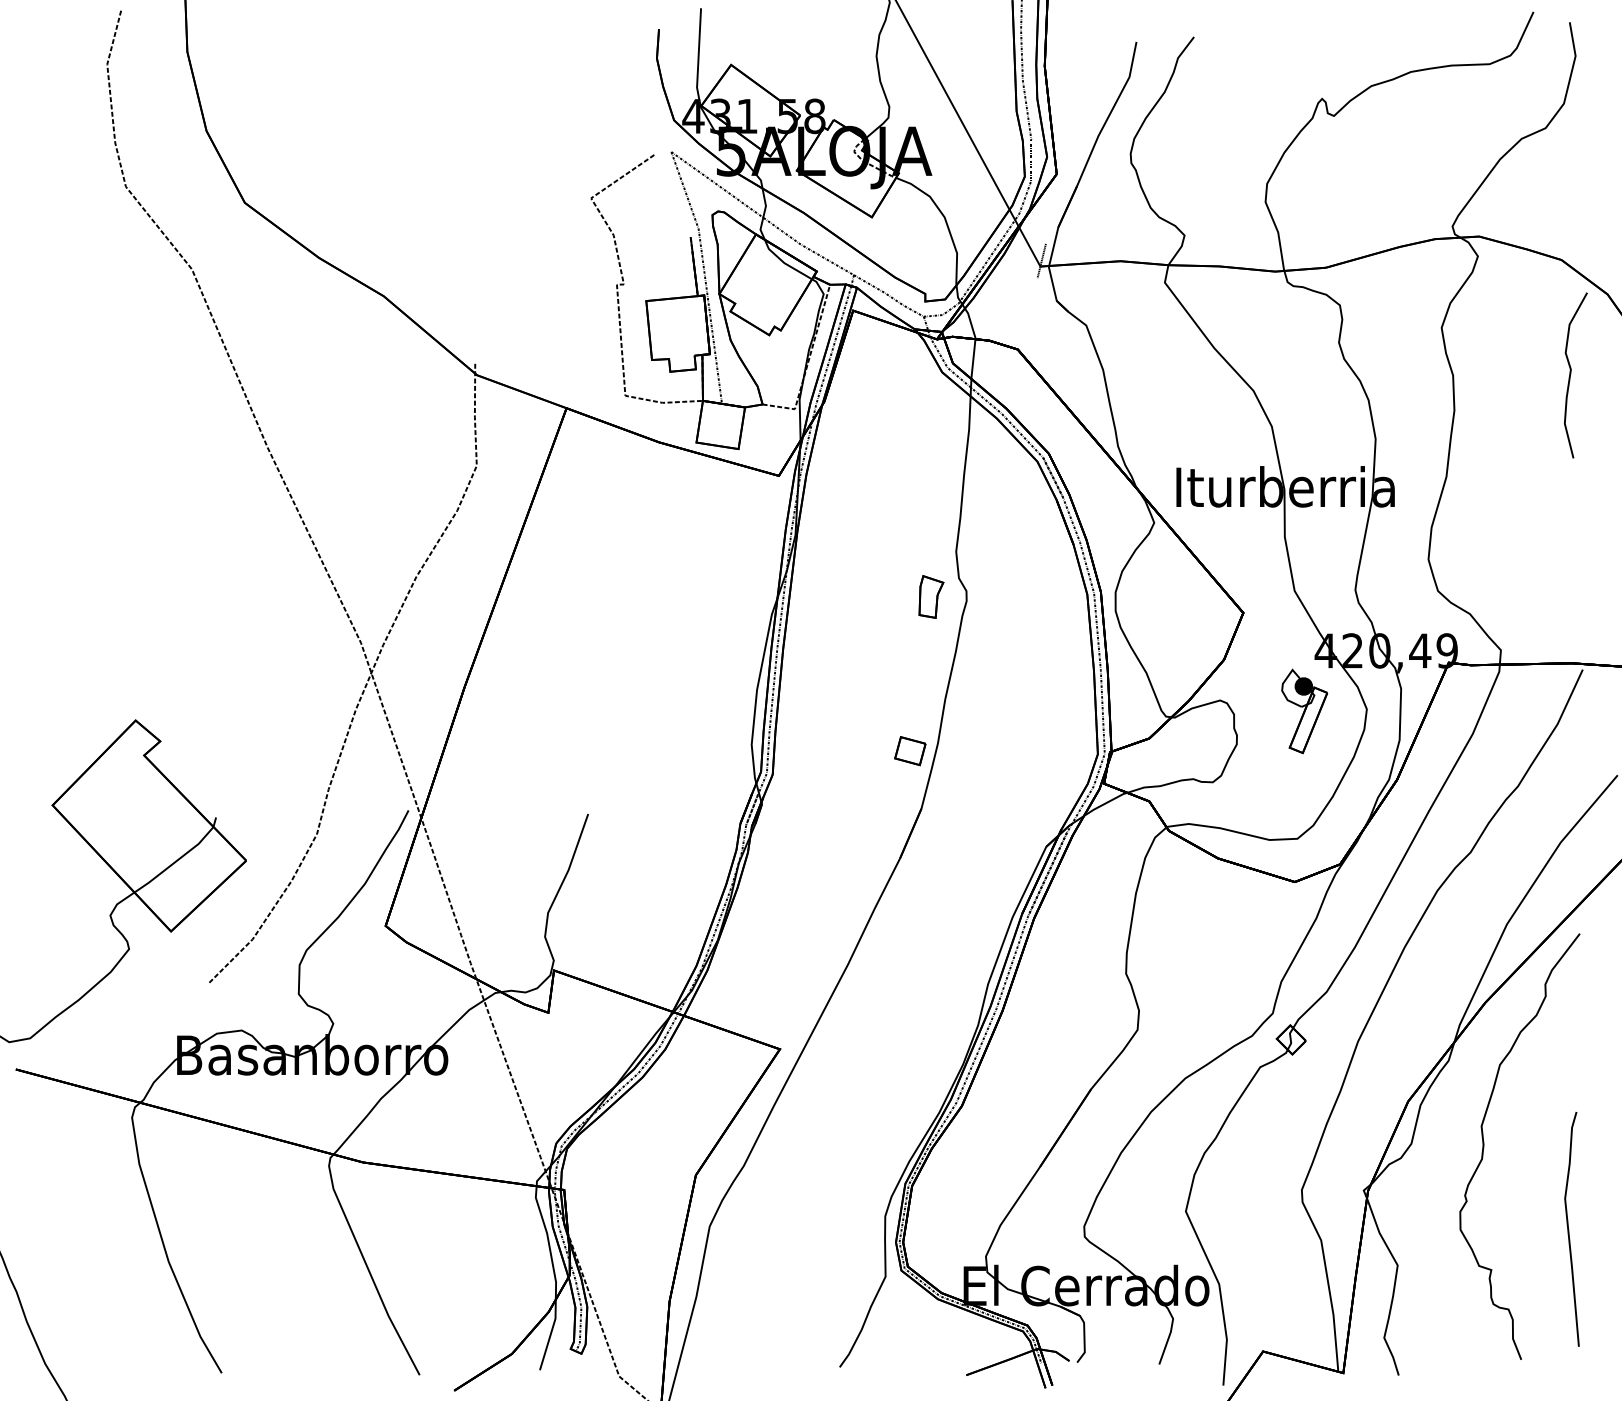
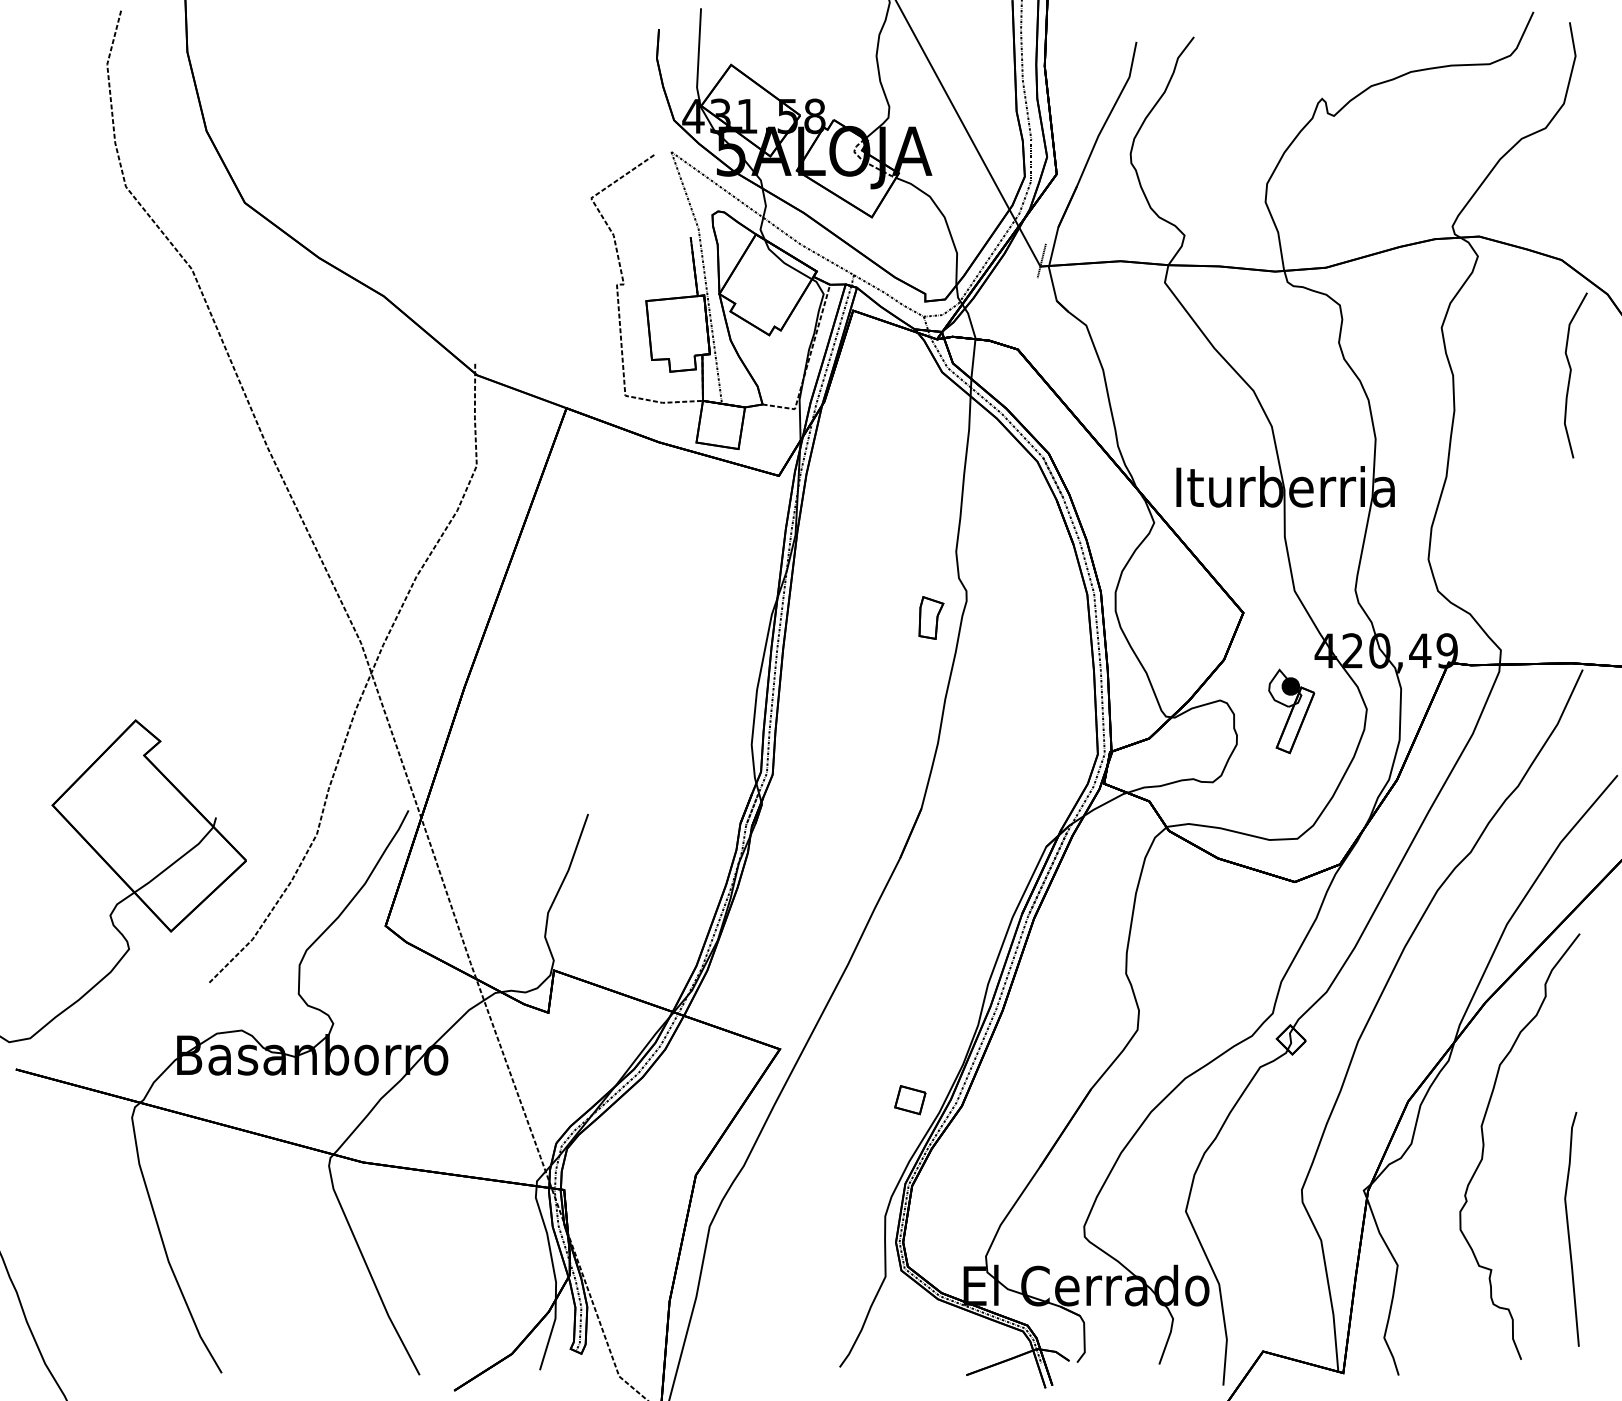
part position: (931, 596) -> (931, 617) (931, 617)
part position: (1304, 711) -> (1291, 711) (1291, 711)
part position: (910, 751) -> (910, 1100) (910, 1100)
